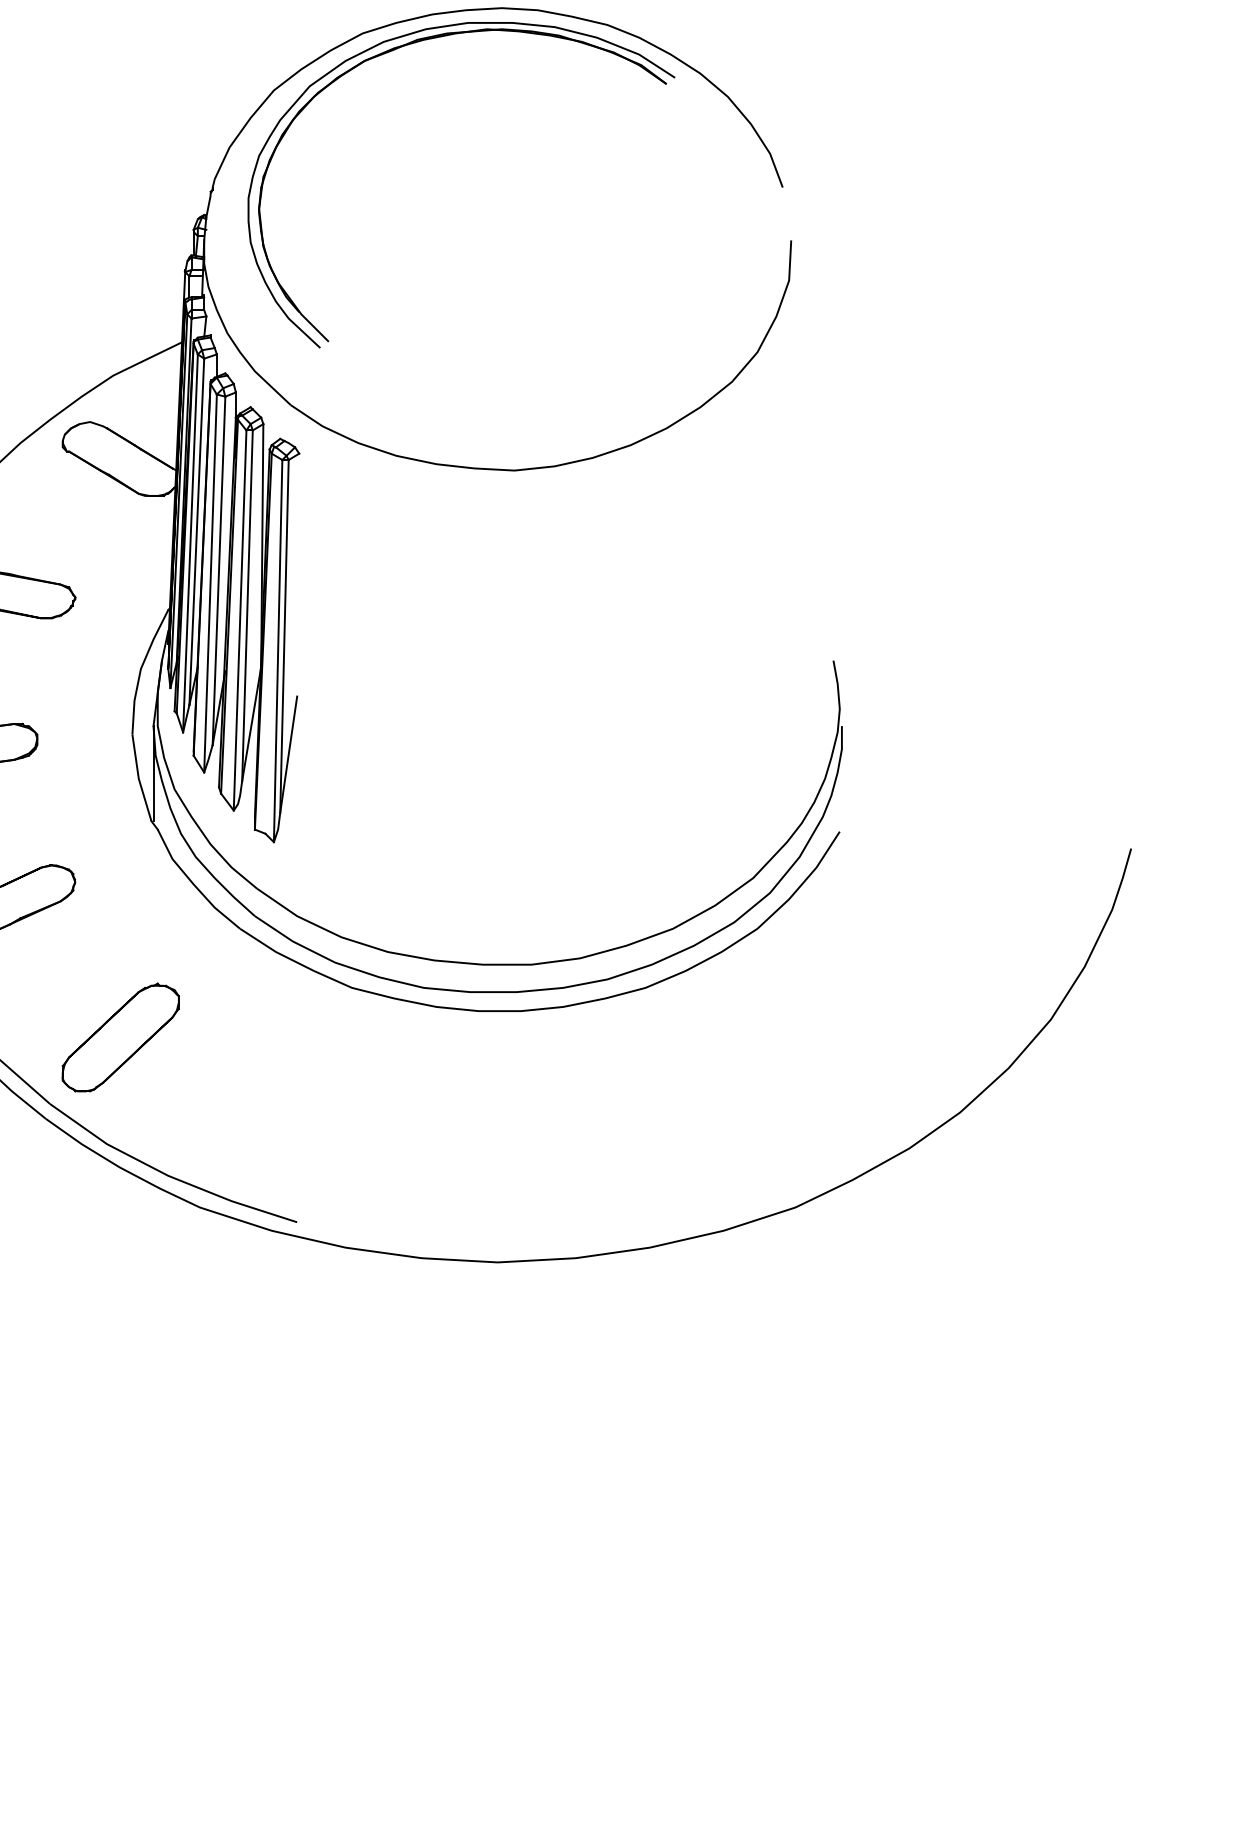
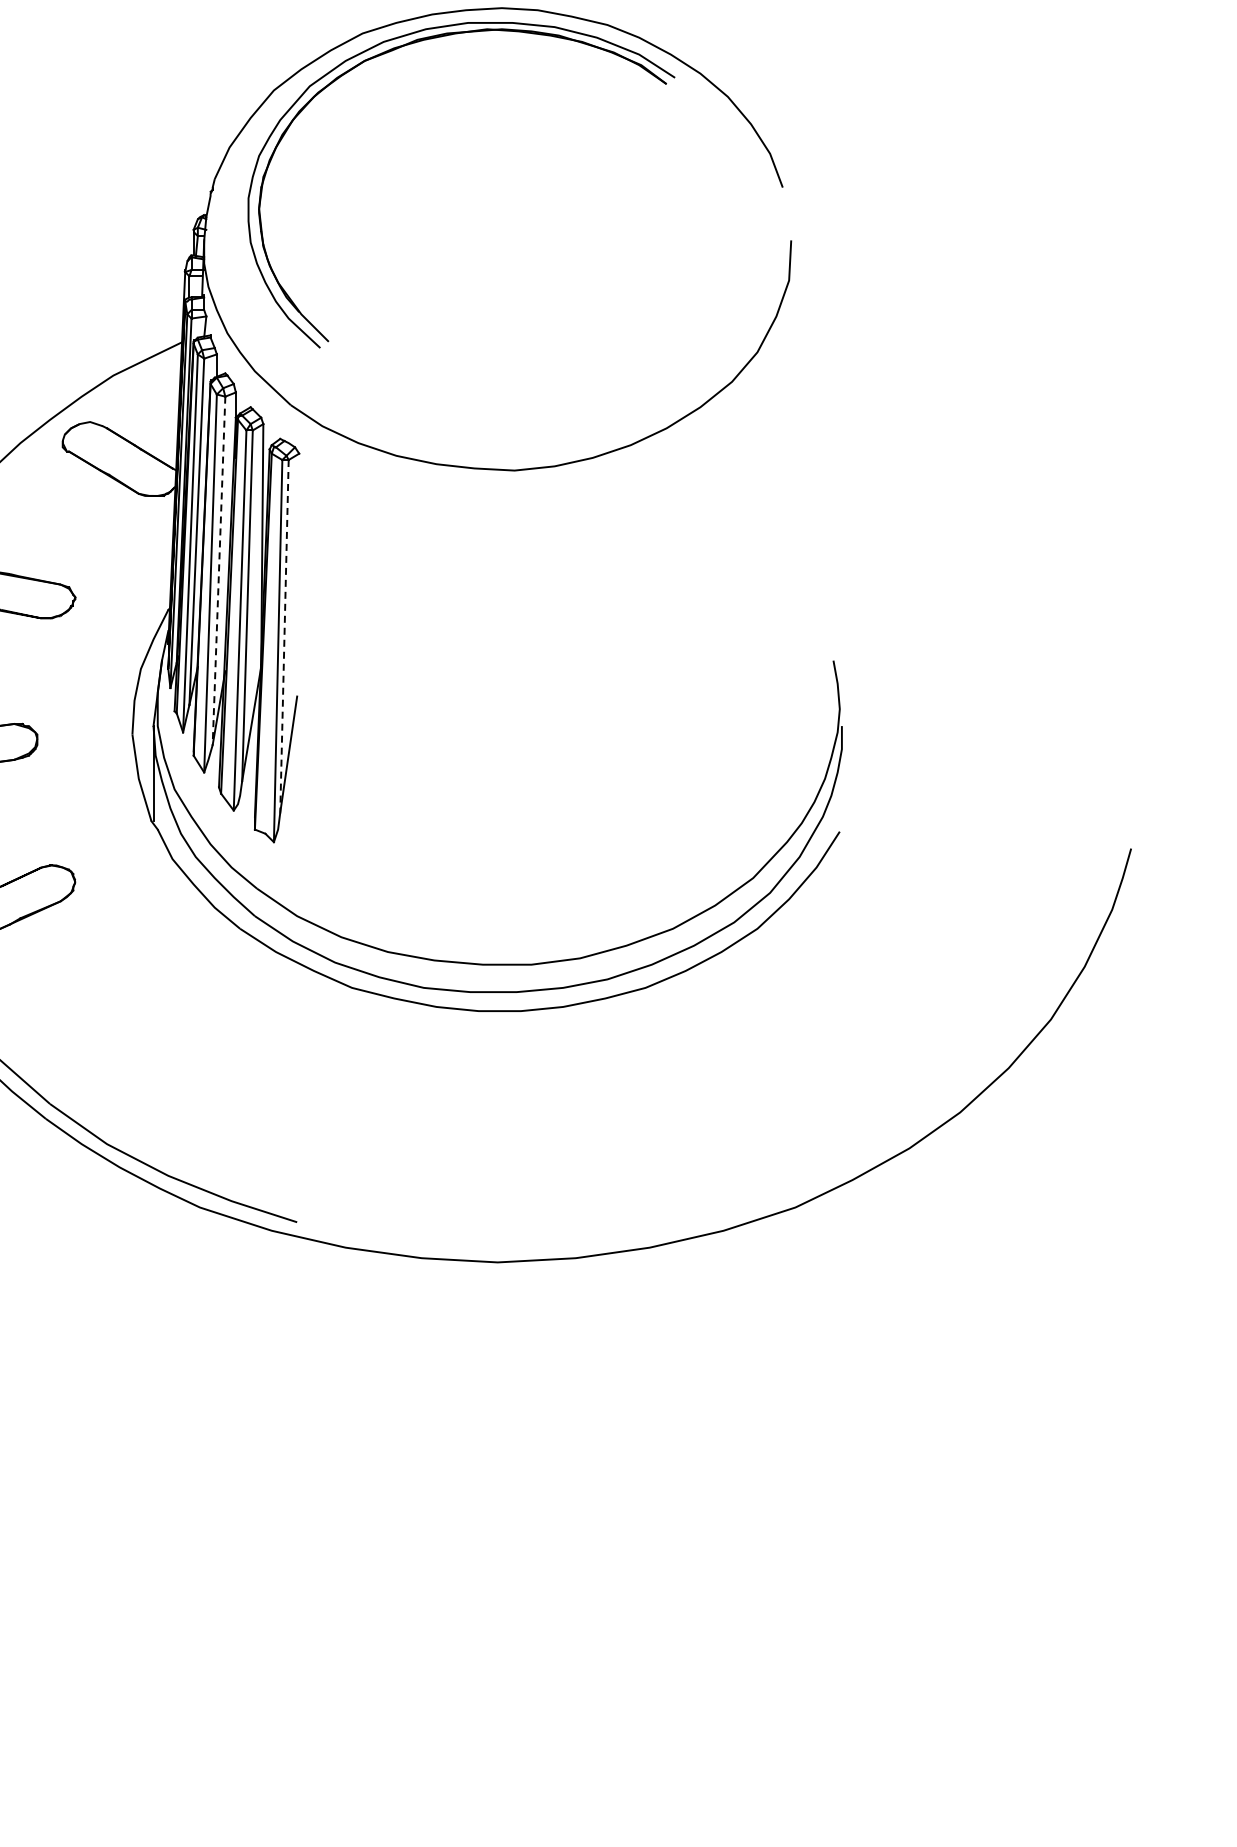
line: solid -> dashed (219, 571)
line: solid -> dashed (284, 636)
part: present -> none (120, 1037)
